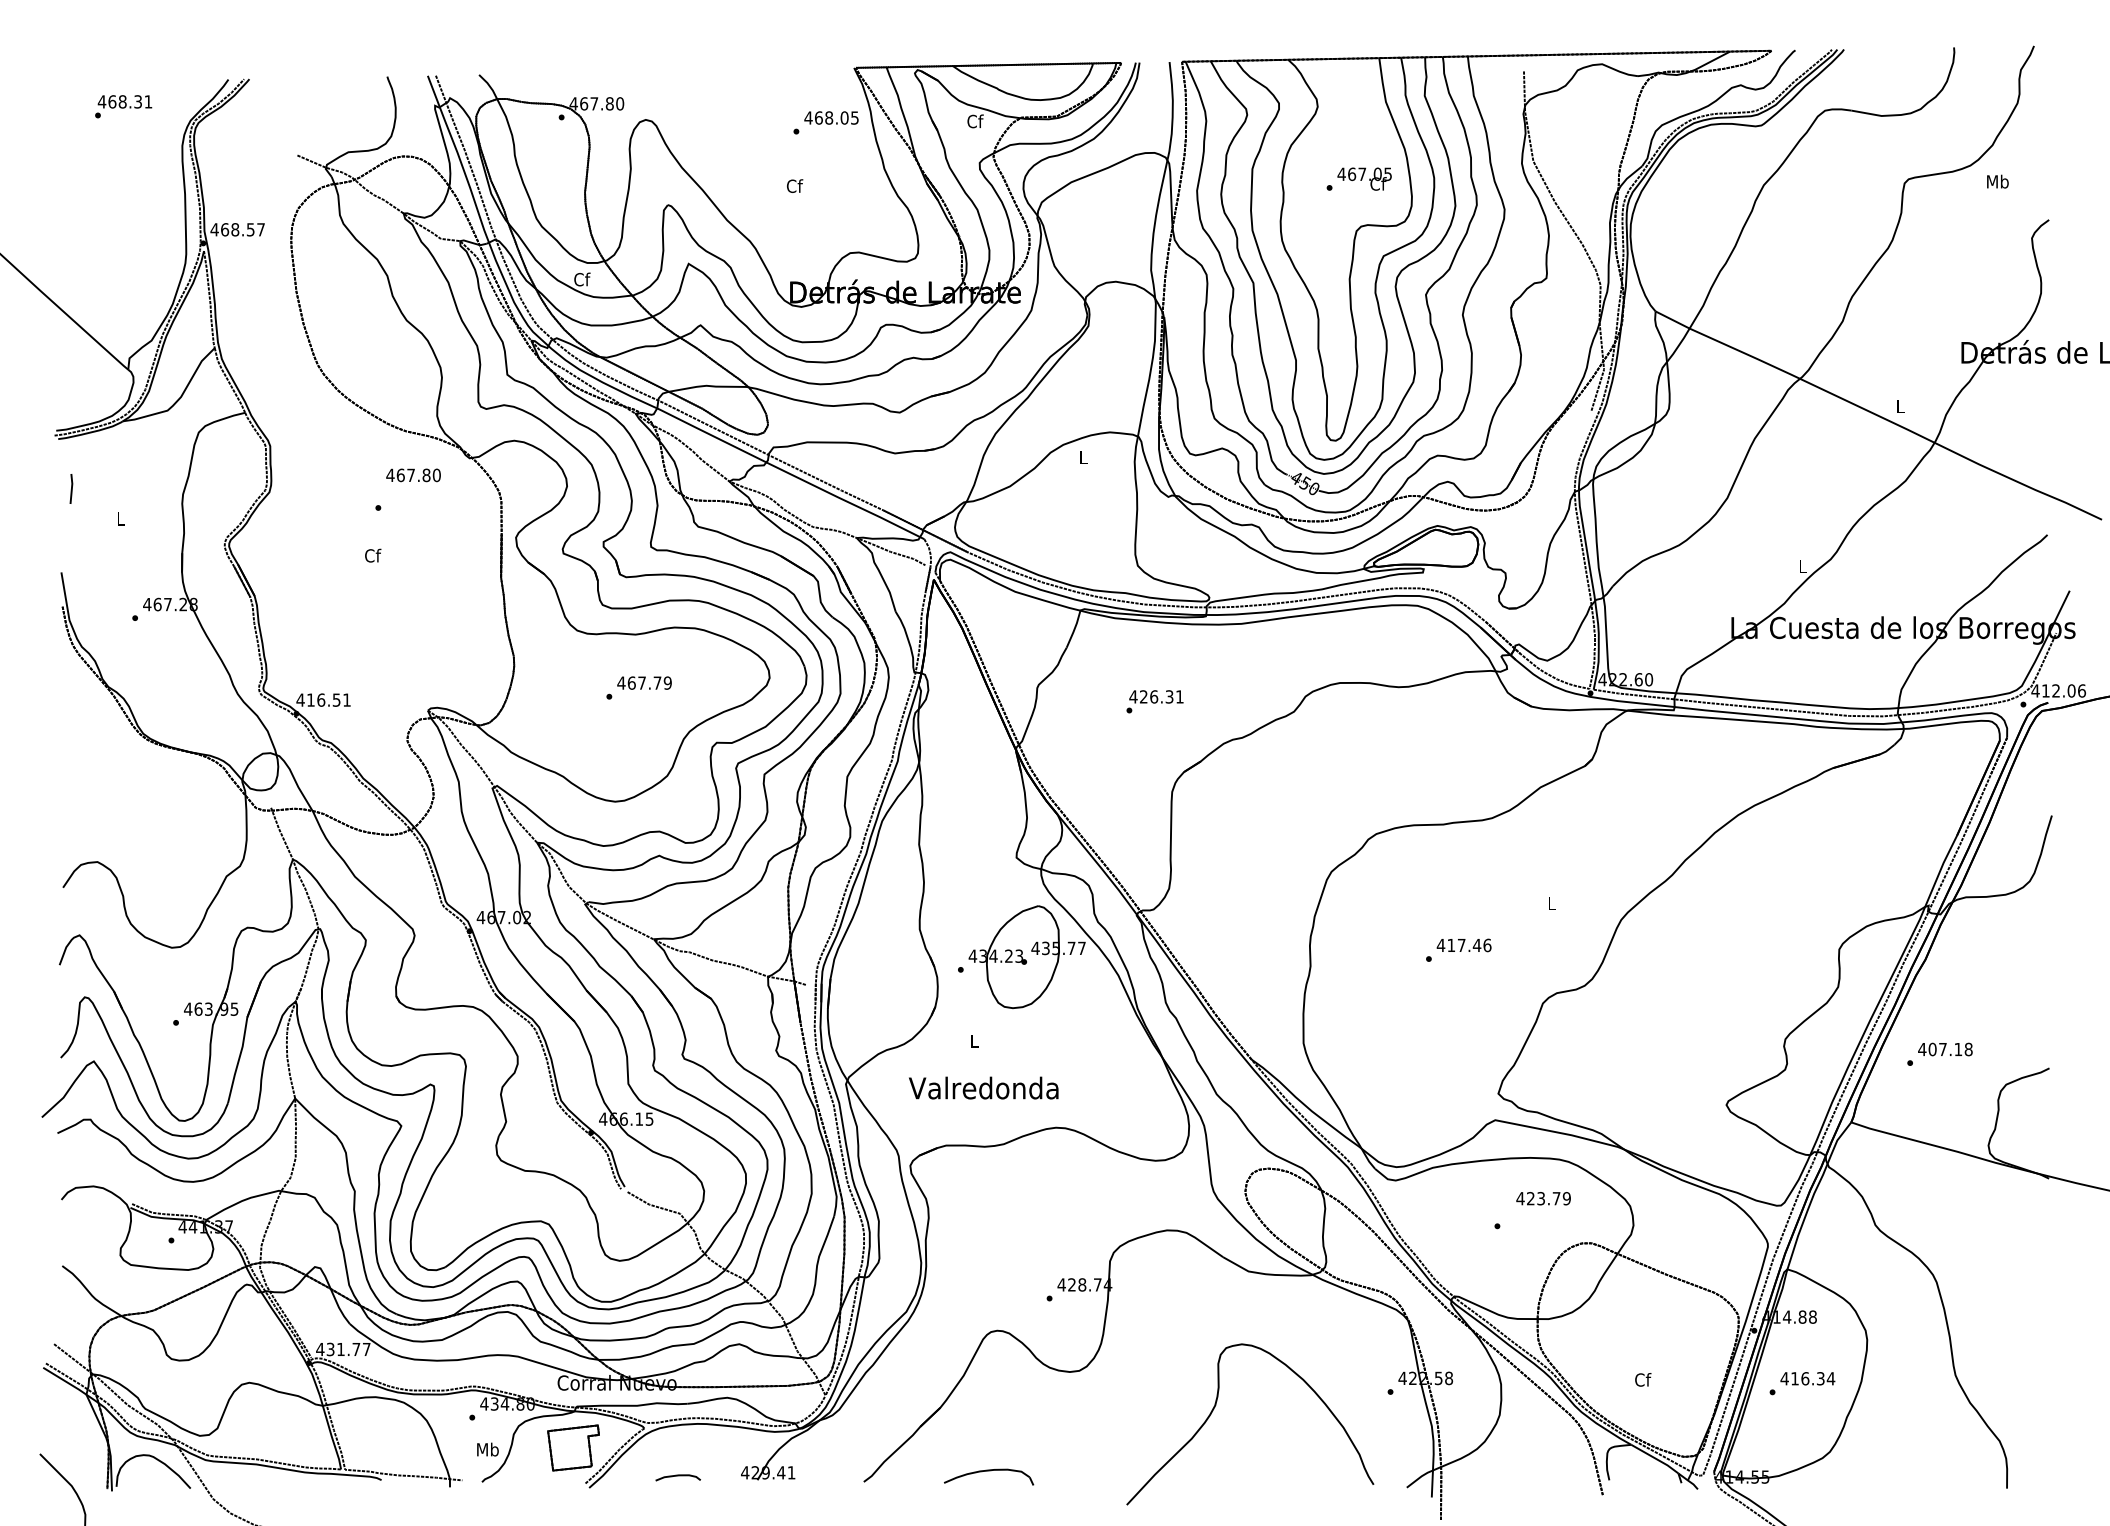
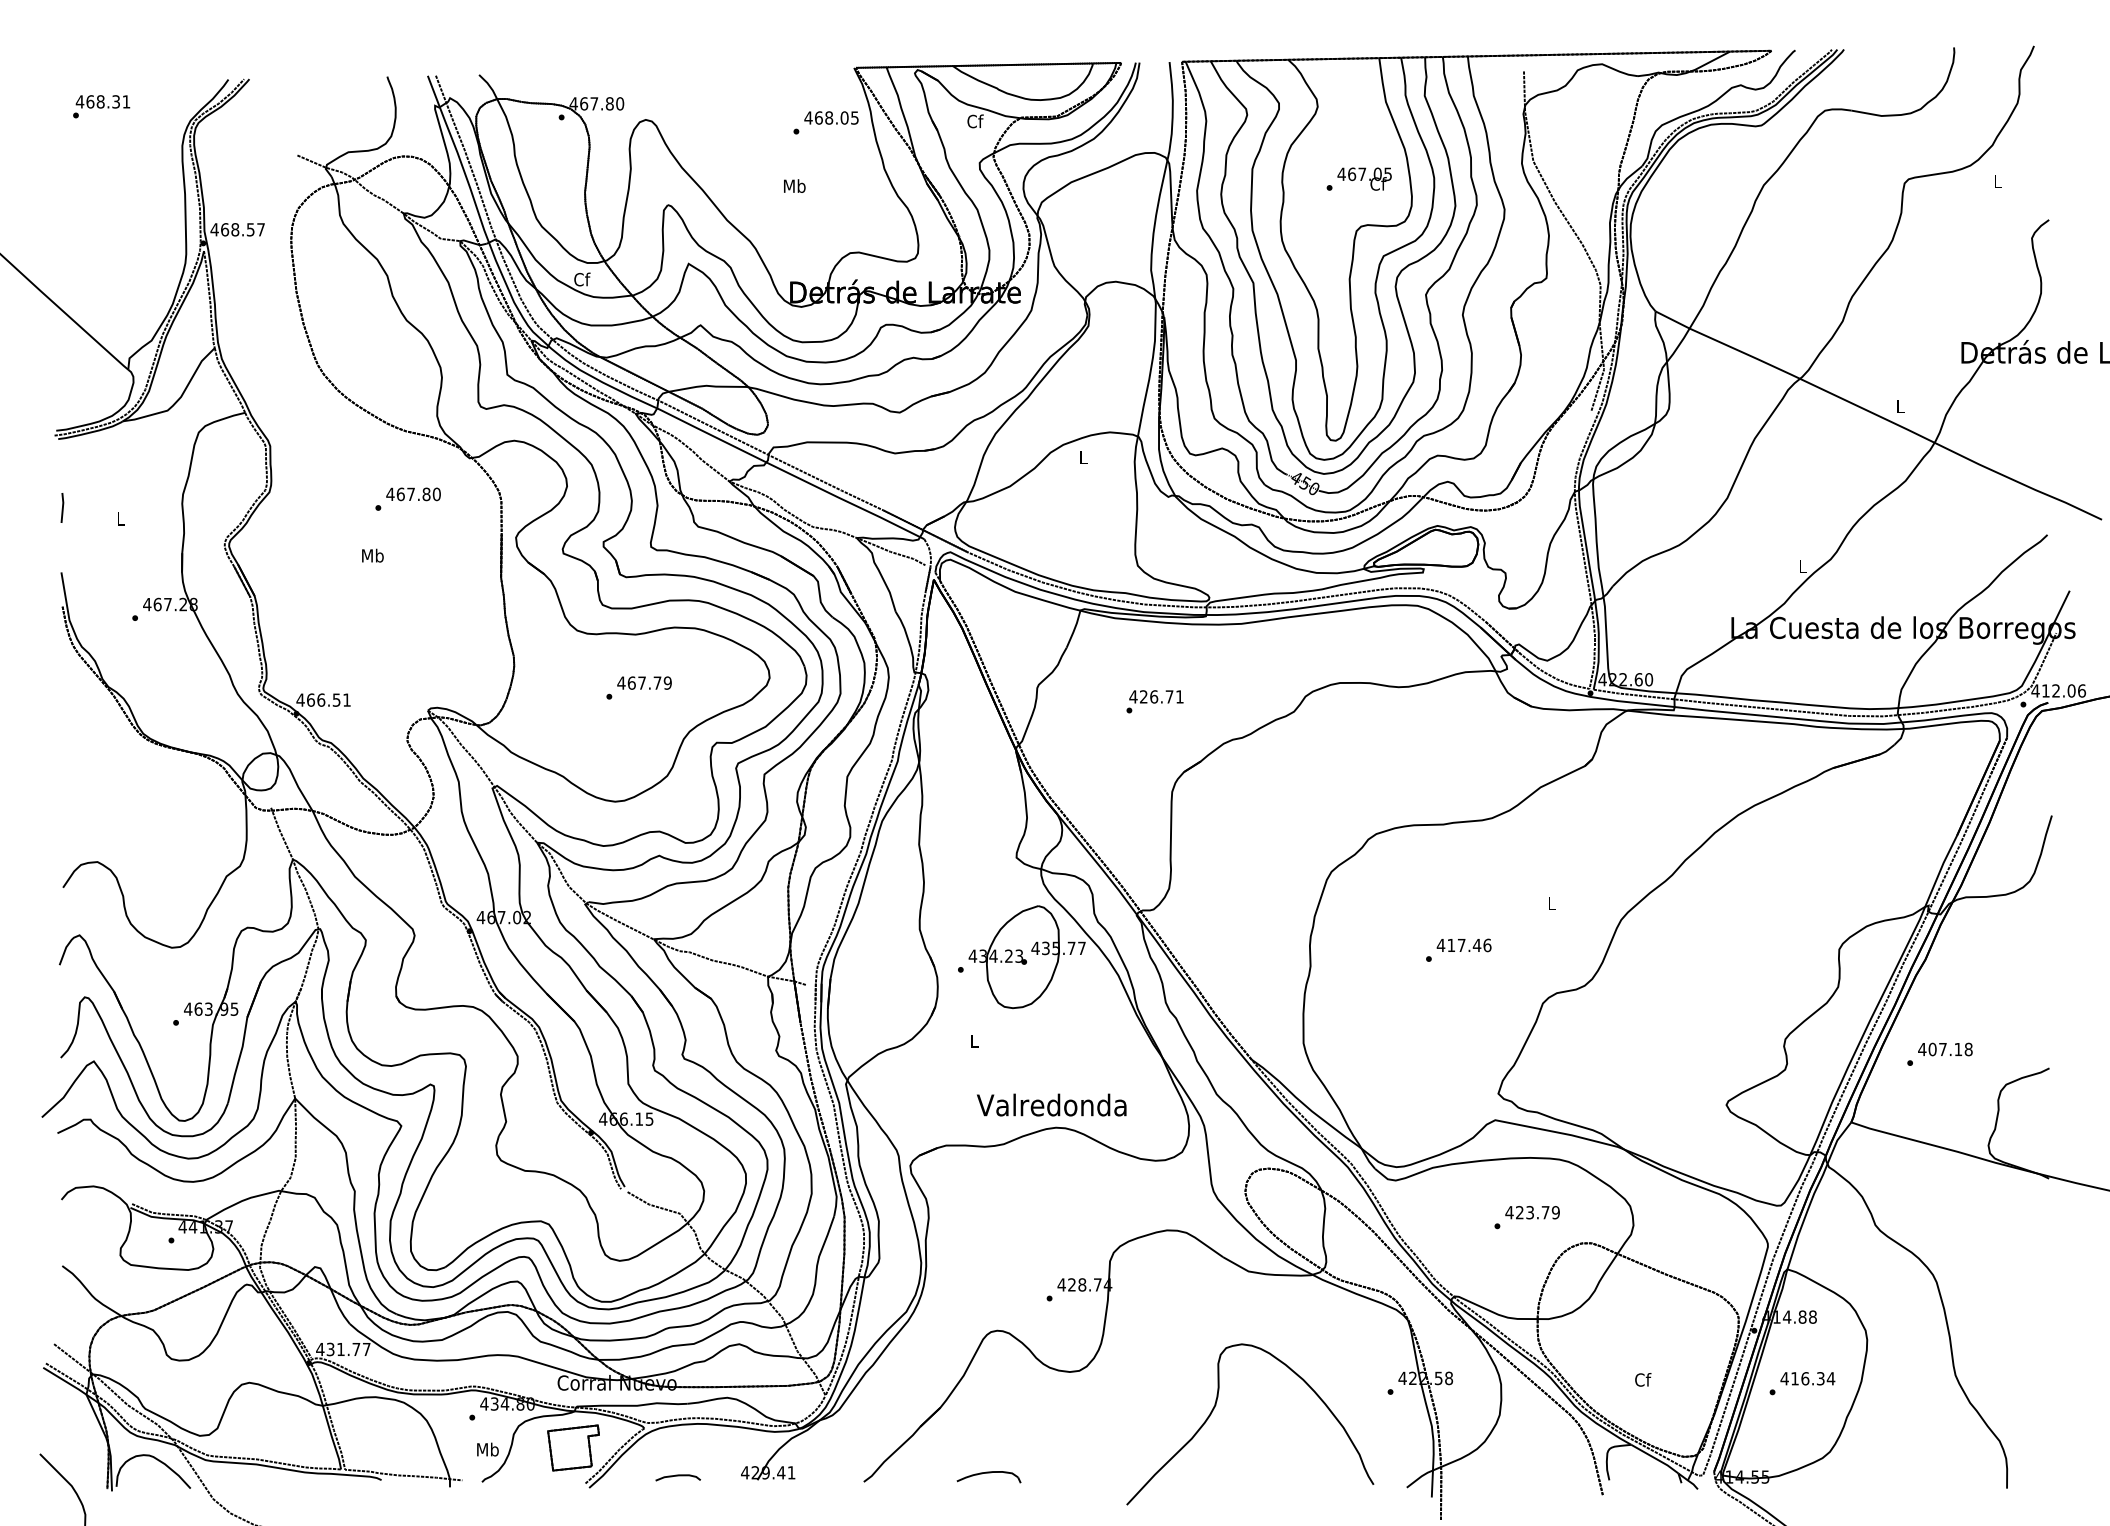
text position: (123, 106) -> (101, 106) (101, 106)
text: Mb -> L (1997, 181)
text: Cf -> Mb (794, 185)
text position: (413, 475) -> (413, 494) (413, 494)
line position: (71, 488) -> (62, 507) (62, 507)
text: Cf -> Mb (372, 555)
text: 426.31 -> 426.71 (1169, 696)
text: 416.51 -> 466.51 (311, 699)
text position: (983, 1087) -> (1051, 1104) (1051, 1104)
text position: (1543, 1198) -> (1532, 1212) (1532, 1212)
part size: 91x18 px -> 66x13 px (988, 1477)
